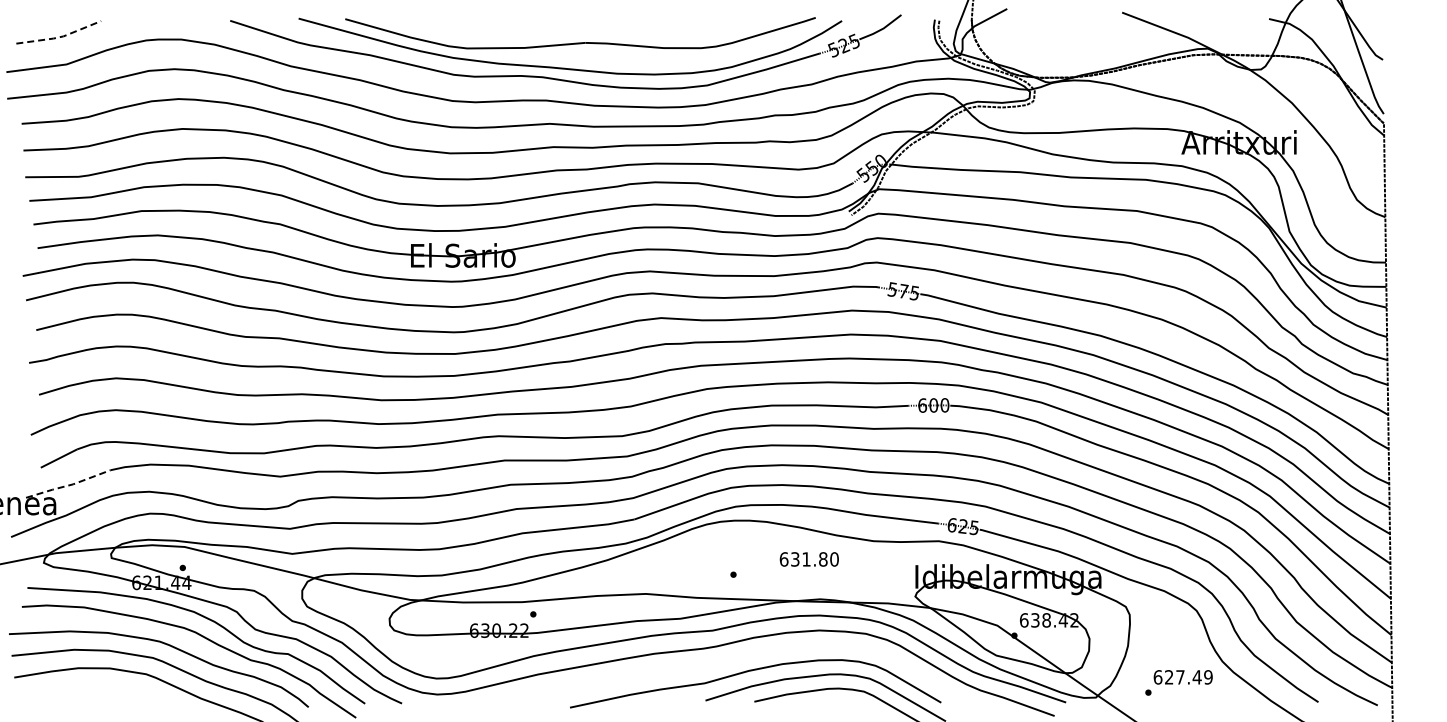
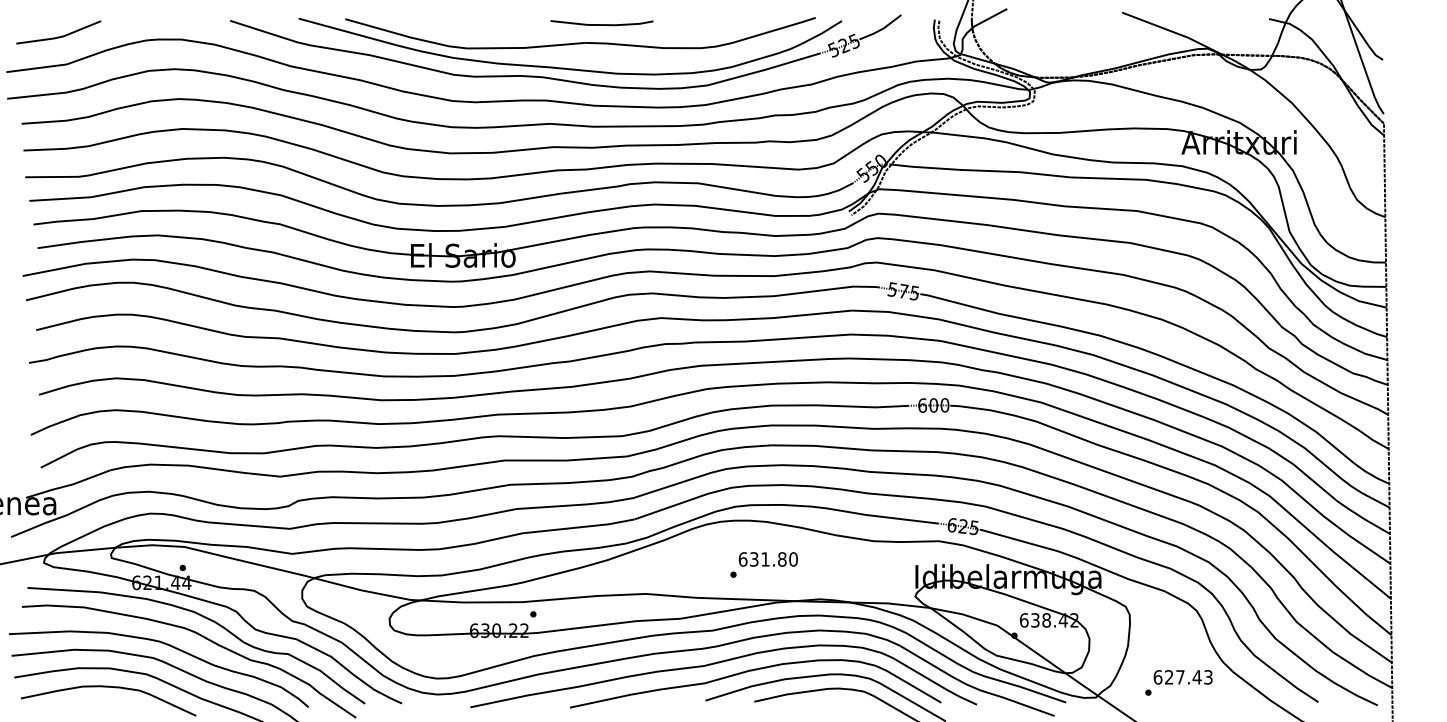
line: none -> present (601, 24)
line: dashed -> solid (59, 37)
line: dashed -> solid (68, 485)
text position: (808, 559) -> (767, 559) (767, 559)
curve: none -> present (719, 663)
text: 627.49 -> 627.43 (1208, 677)
part: none -> present (108, 687)
